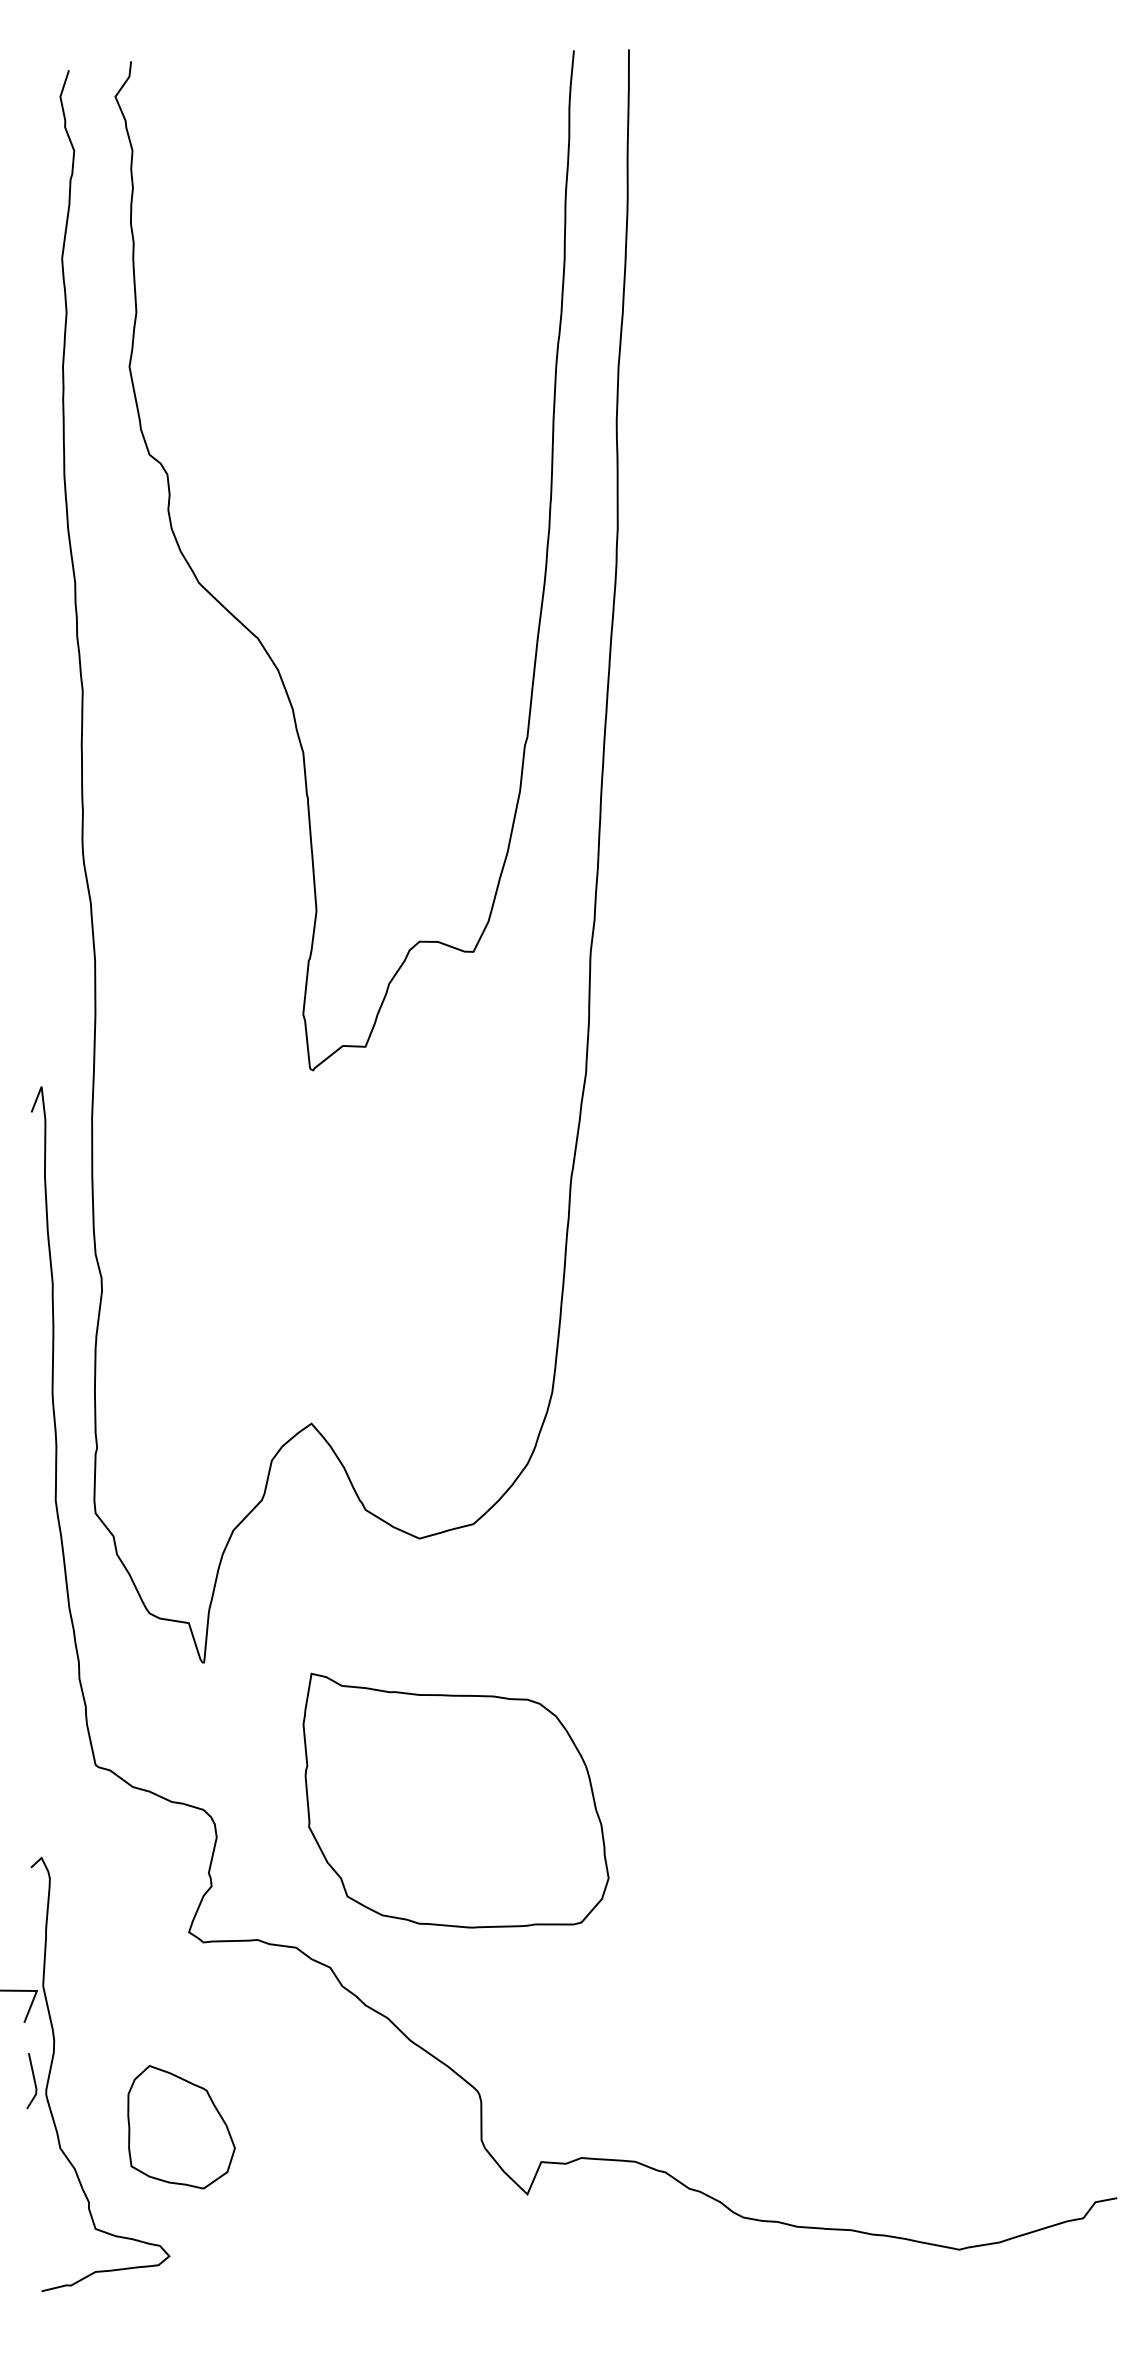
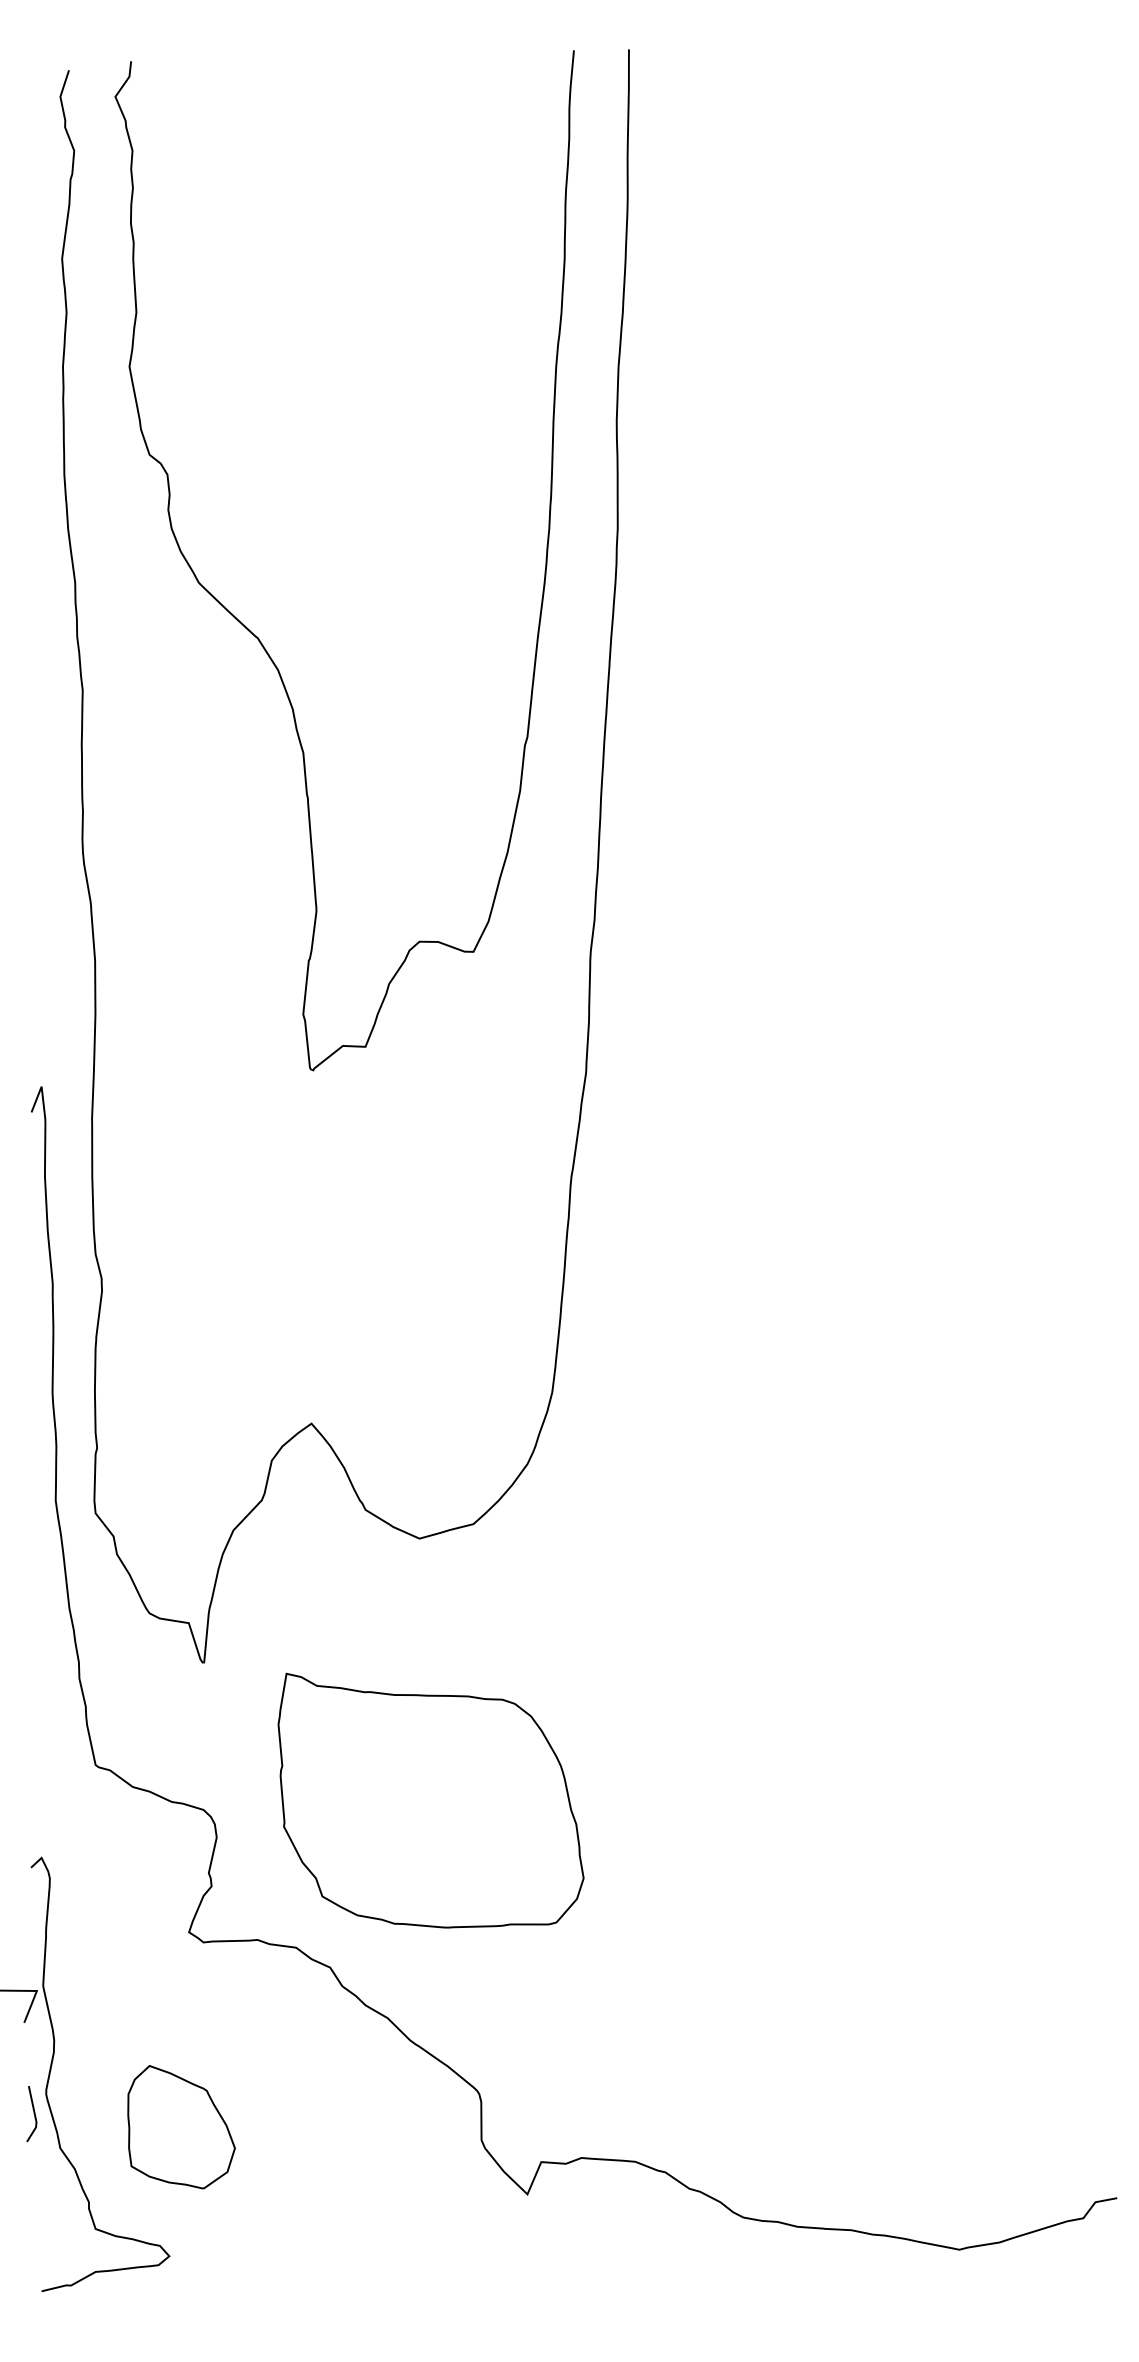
part position: (455, 1800) -> (430, 1800) (430, 1800)
line position: (33, 2080) -> (33, 2113) (33, 2113)
